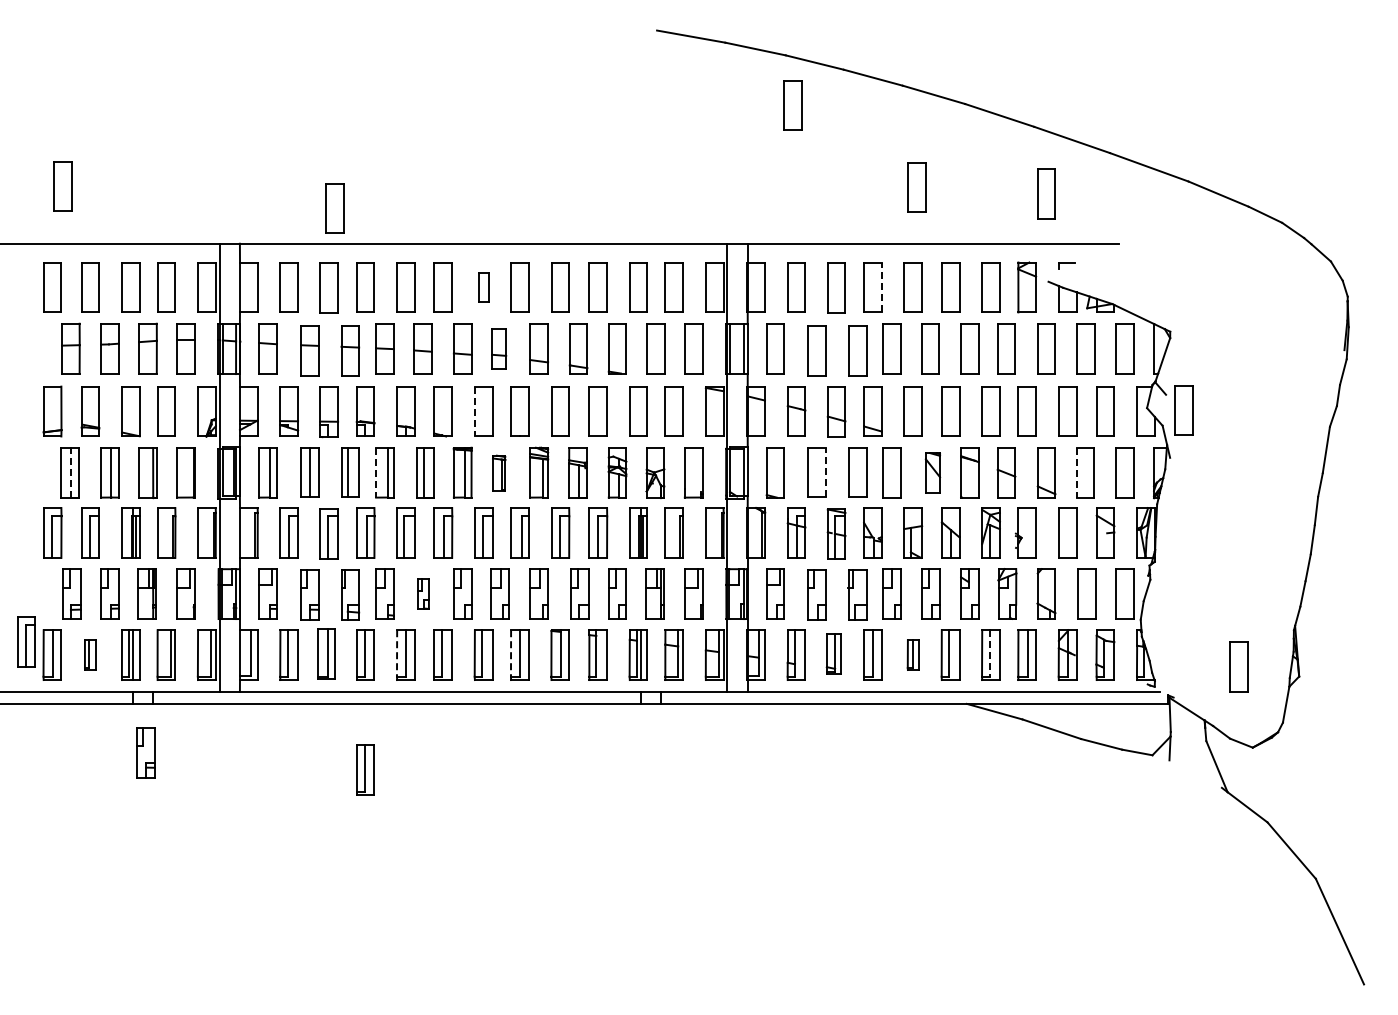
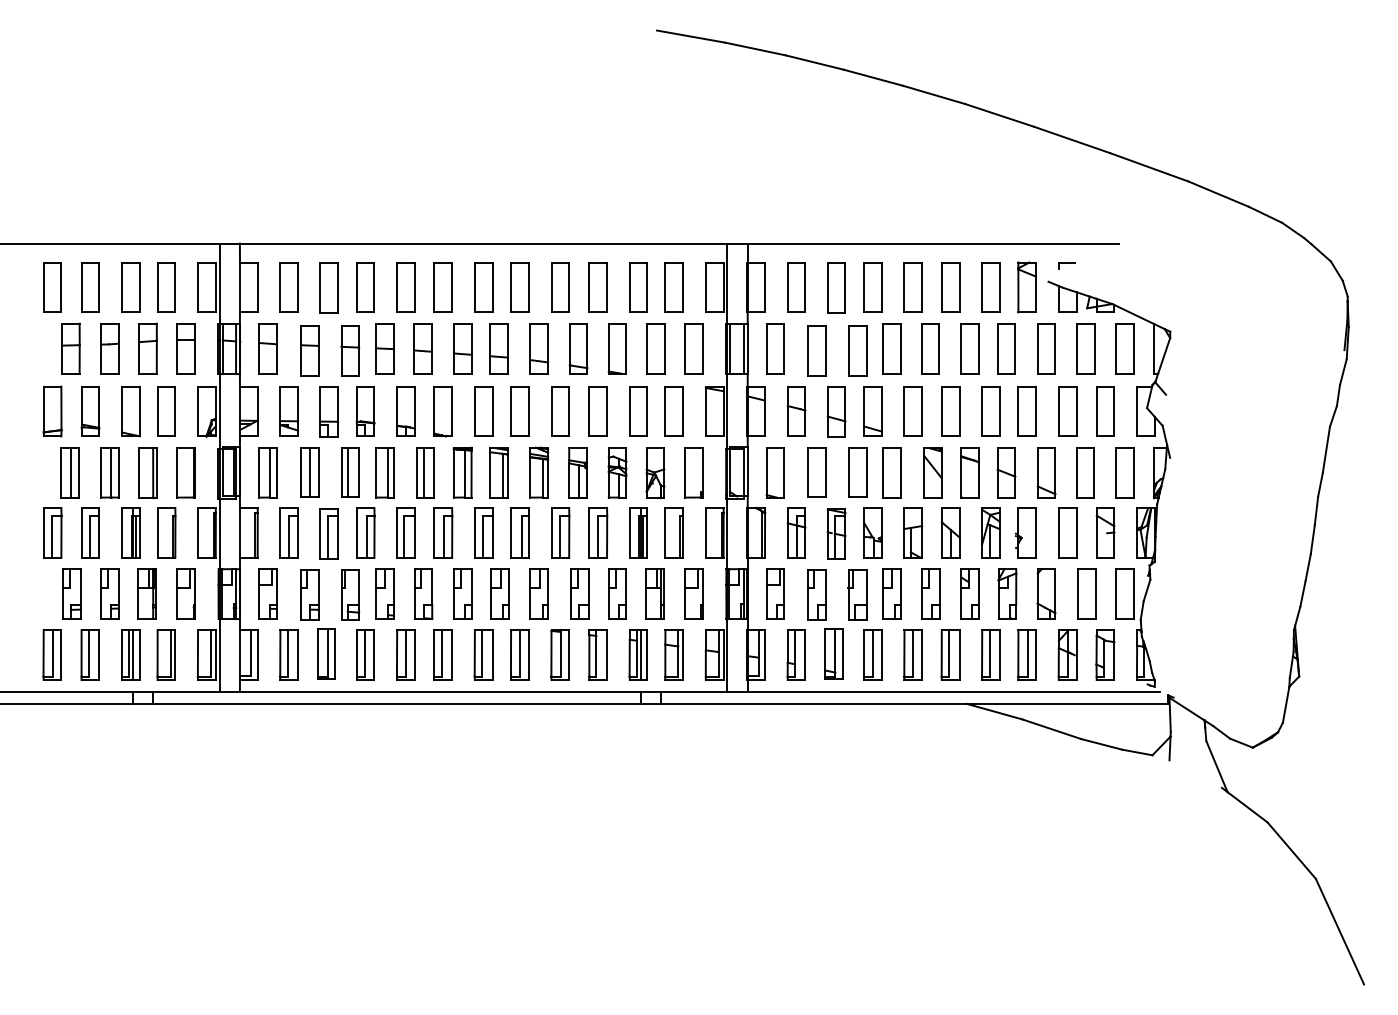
part: present -> none (792, 105)
part: present -> none (62, 186)
part: present -> none (916, 187)
part: present -> none (1046, 193)
part: present -> none (334, 208)
part size: 12x31 px -> 20x51 px (483, 287)
line: dashed -> solid (881, 287)
part size: 17x42 px -> 20x52 px (498, 348)
part: present -> none (1183, 410)
line: dashed -> solid (474, 411)
line: dashed -> solid (70, 472)
line: dashed -> solid (376, 472)
part size: 15x38 px -> 20x52 px (498, 472)
line: dashed -> solid (826, 472)
part size: 18x42 px -> 20x52 px (932, 472)
line: dashed -> solid (1076, 473)
part size: 13x32 px -> 20x52 px (423, 593)
part: present -> none (26, 641)
line: dashed -> solid (397, 653)
line: dashed -> solid (511, 653)
part size: 17x42 px -> 20x52 px (833, 653)
line: dashed -> solid (989, 653)
part size: 13x32 px -> 20x52 px (89, 654)
part size: 14x32 px -> 20x52 px (912, 654)
part: present -> none (1238, 666)
part: present -> none (145, 752)
part: present -> none (365, 769)
